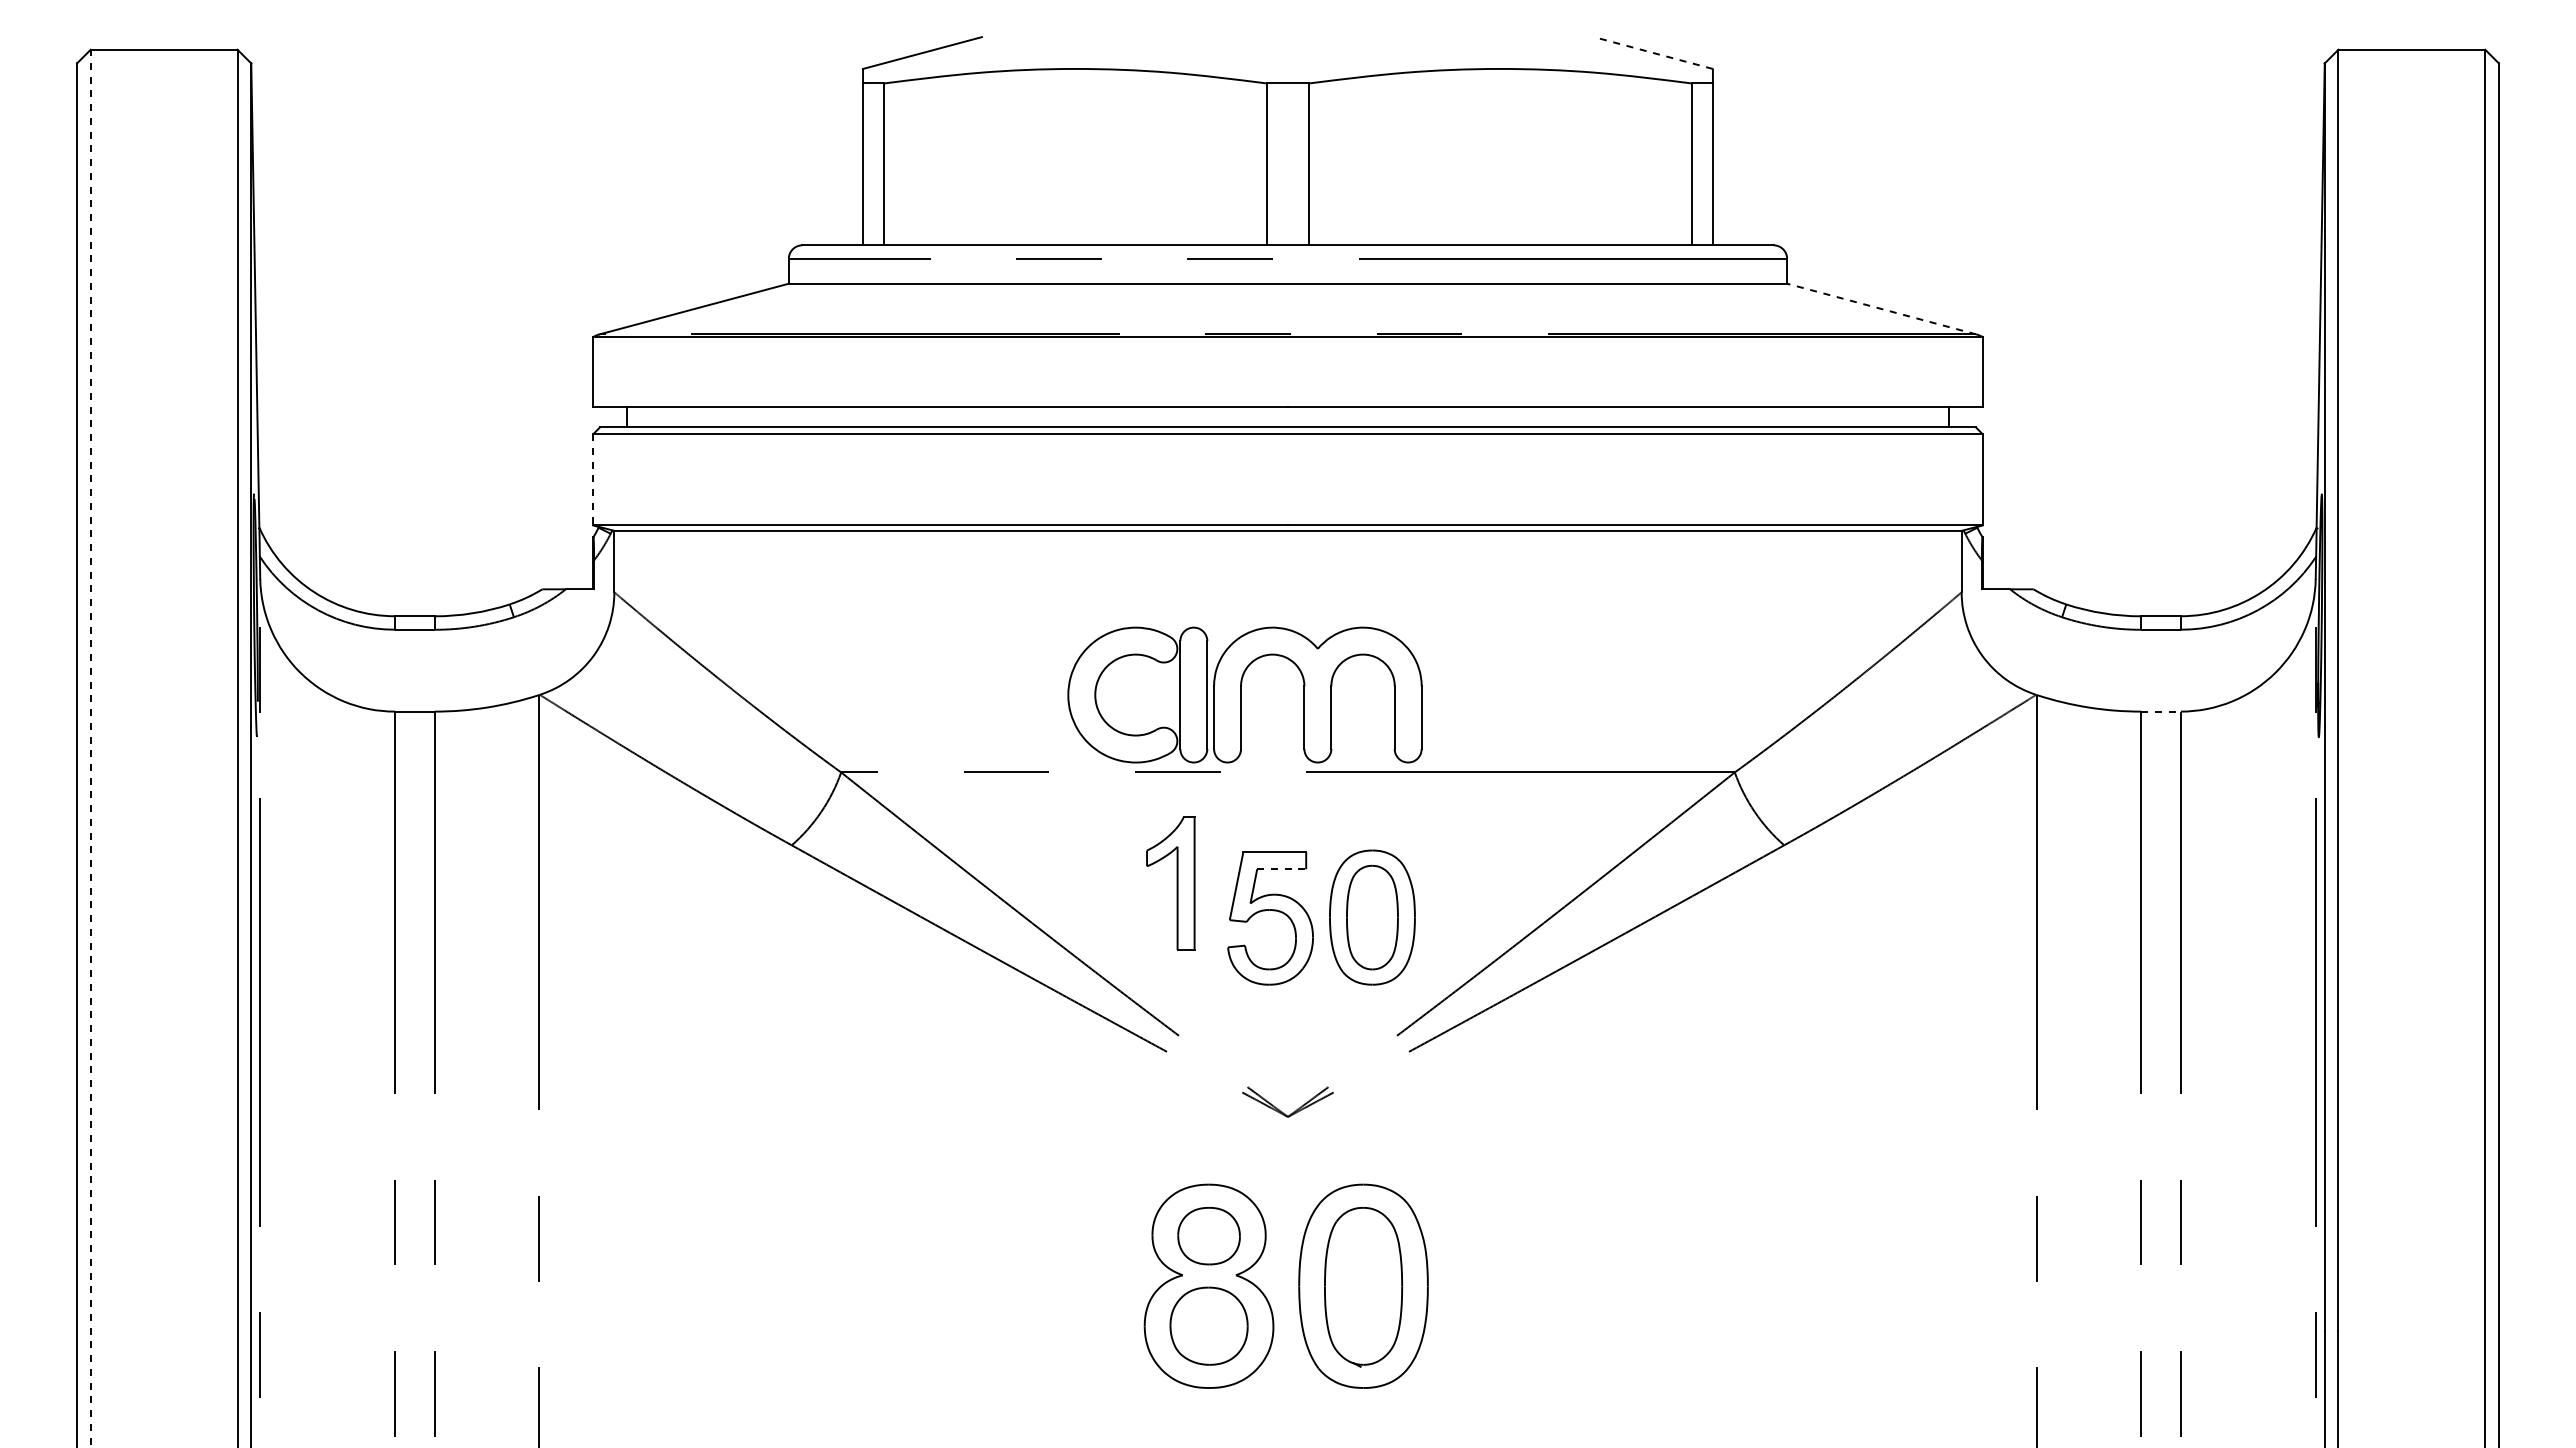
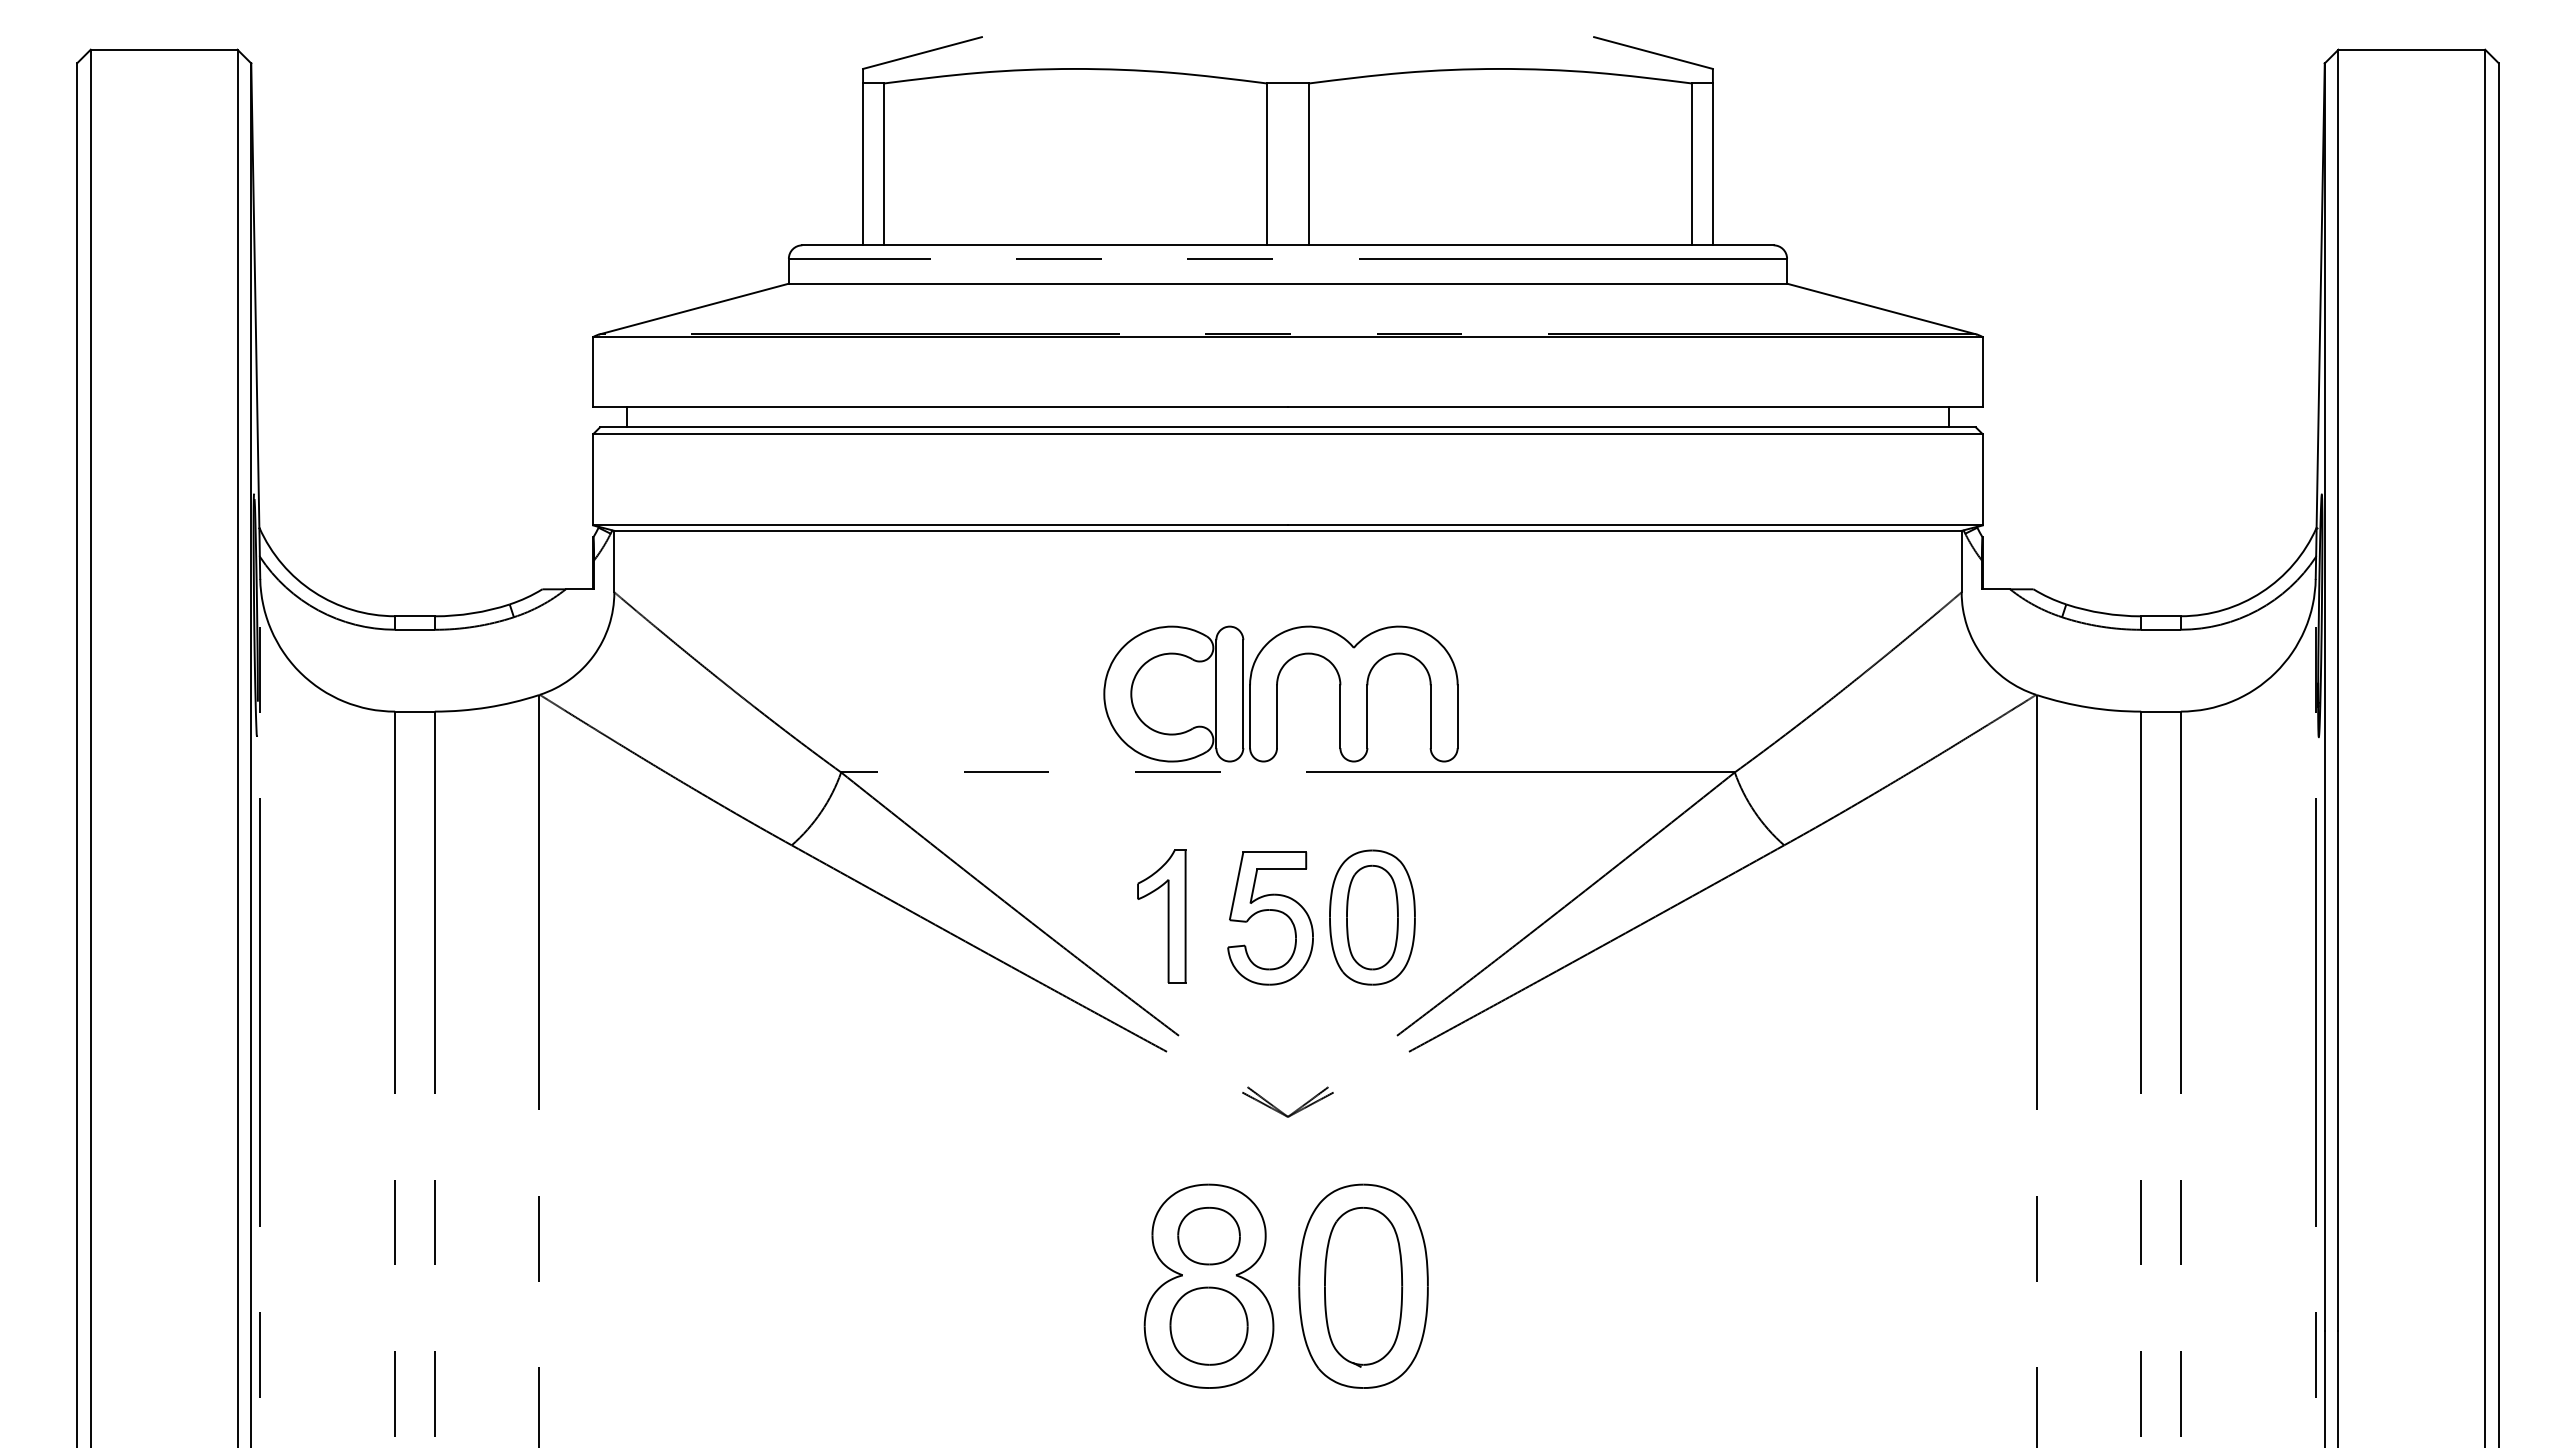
line: dashed -> solid (1653, 53)
line: dashed -> solid (1881, 309)
line: dashed -> solid (593, 479)
part position: (1244, 694) -> (1280, 693) (1280, 693)
line: dashed -> solid (2161, 711)
line: dashed -> solid (90, 748)
line: dashed -> solid (1282, 869)
part position: (1170, 883) -> (1161, 916) (1161, 916)
